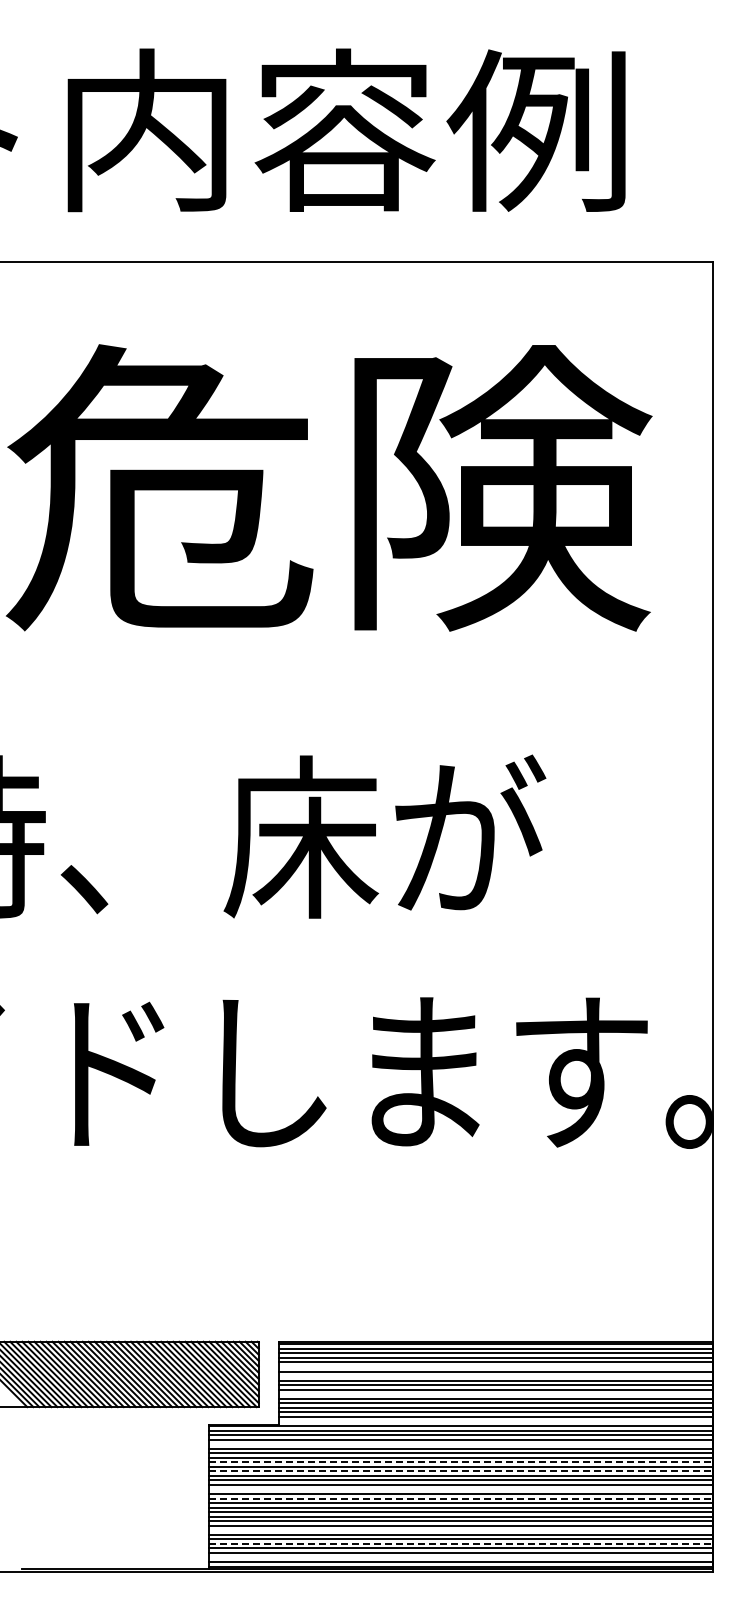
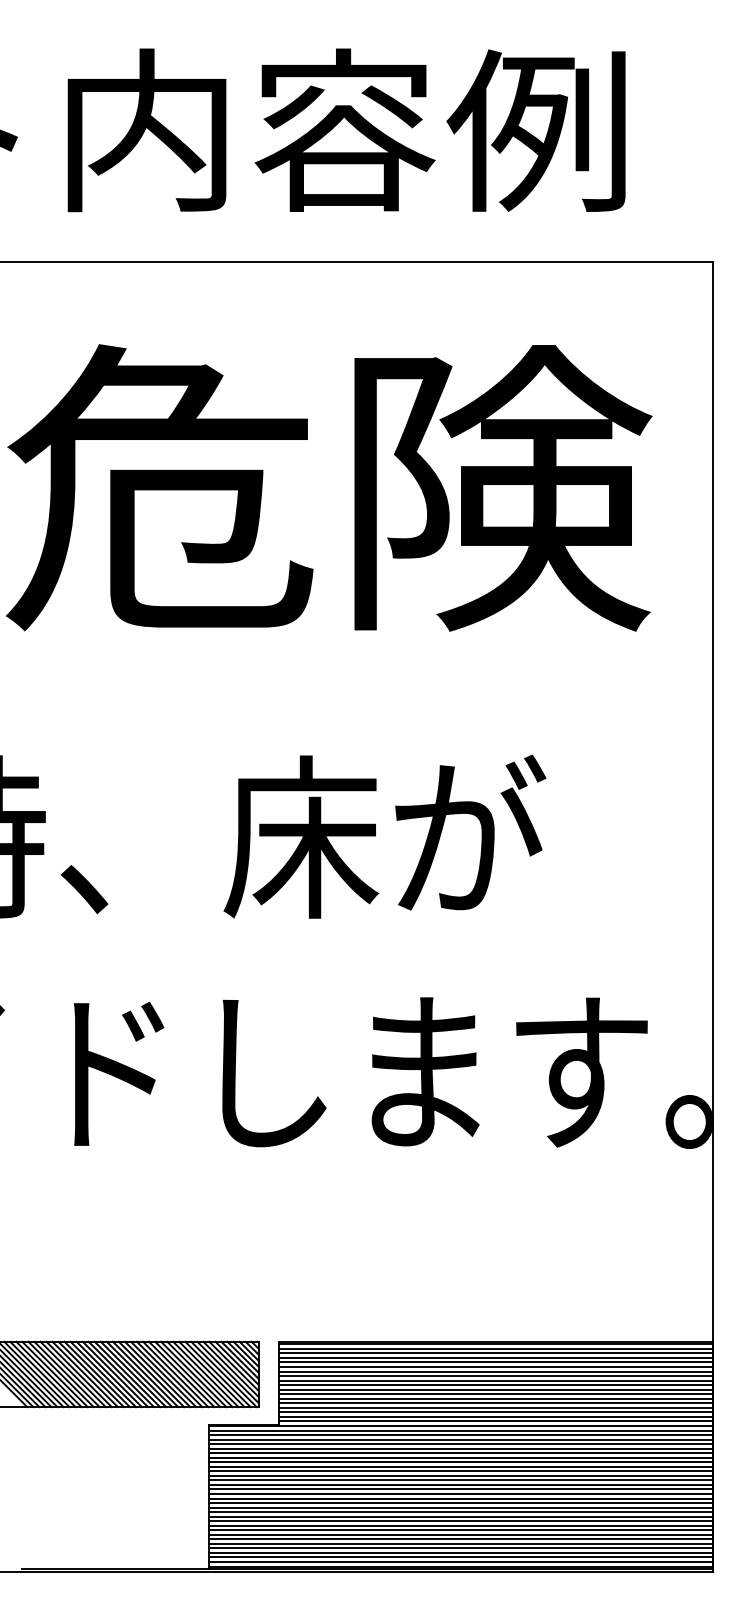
line: none -> present (495, 1366)
line: none -> present (495, 1376)
line: none -> present (495, 1394)
line: none -> present (495, 1421)
line: none -> present (460, 1444)
line: dashed -> solid (461, 1462)
line: dashed -> solid (461, 1471)
line: none -> present (460, 1489)
line: dashed -> solid (461, 1498)
line: none -> present (460, 1530)
line: dashed -> solid (461, 1543)
line: none -> present (460, 1557)
